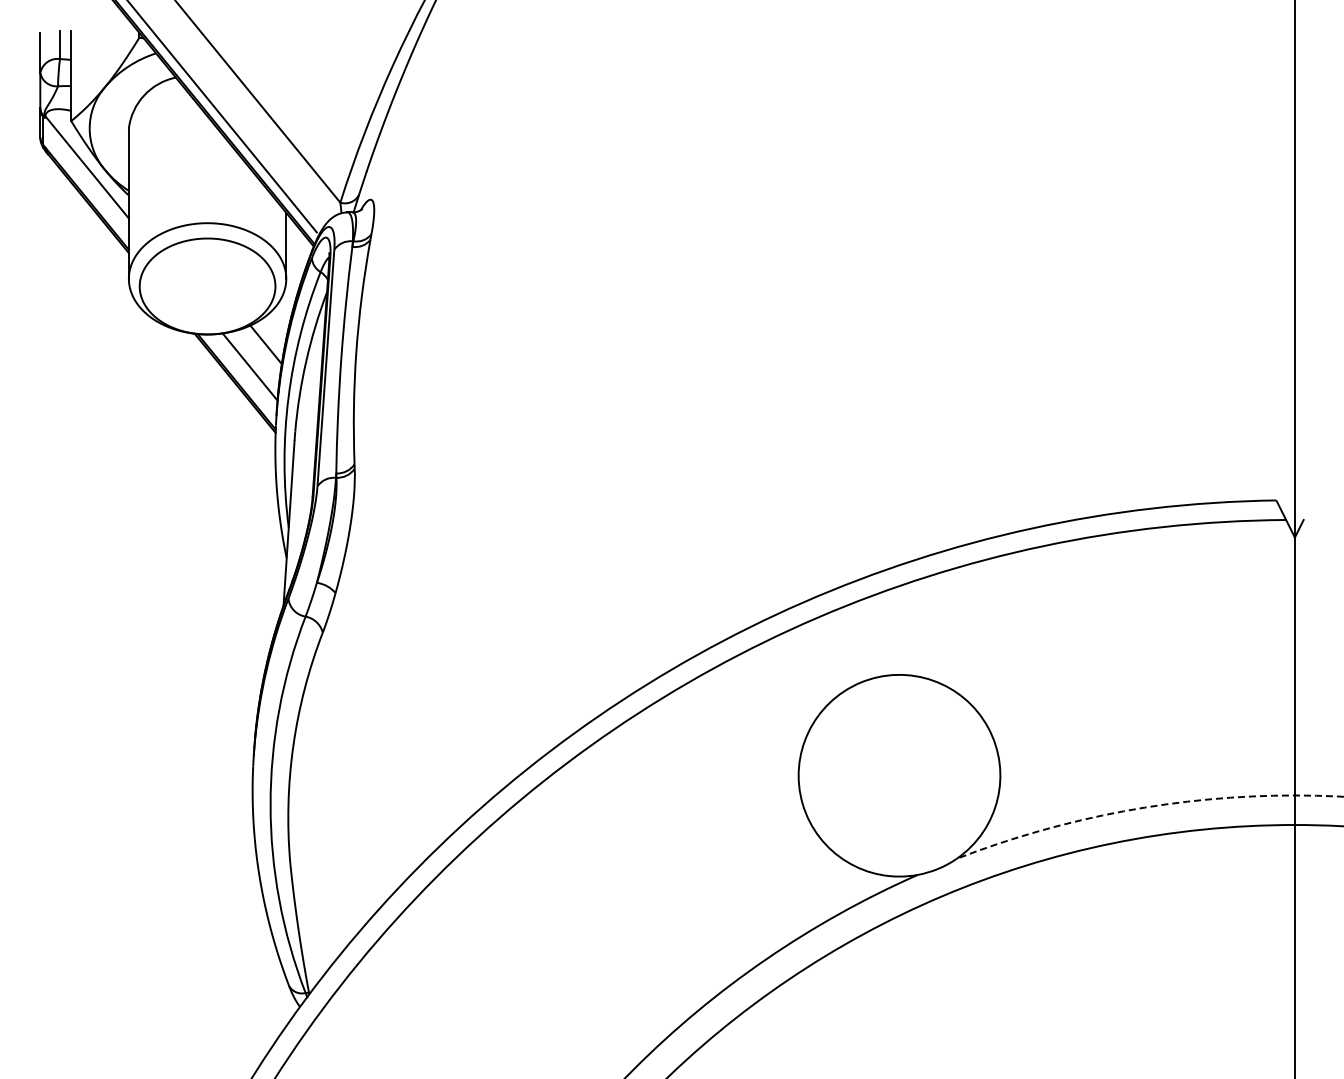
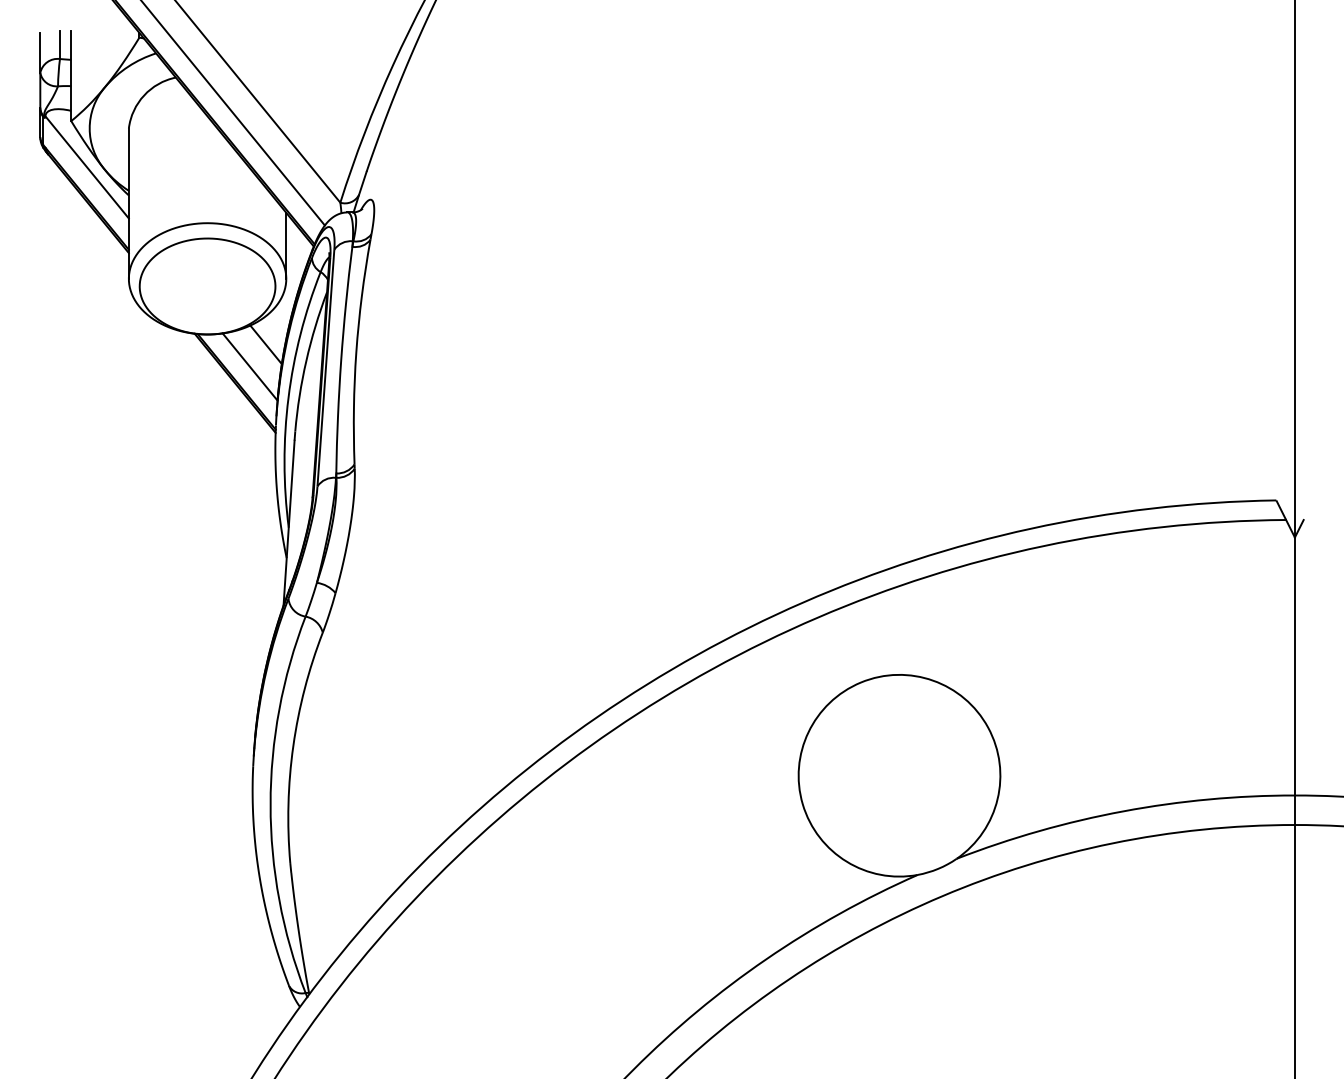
line position: (222, 117) -> (233, 113) (233, 113)
arc: dashed -> solid (1147, 807)
